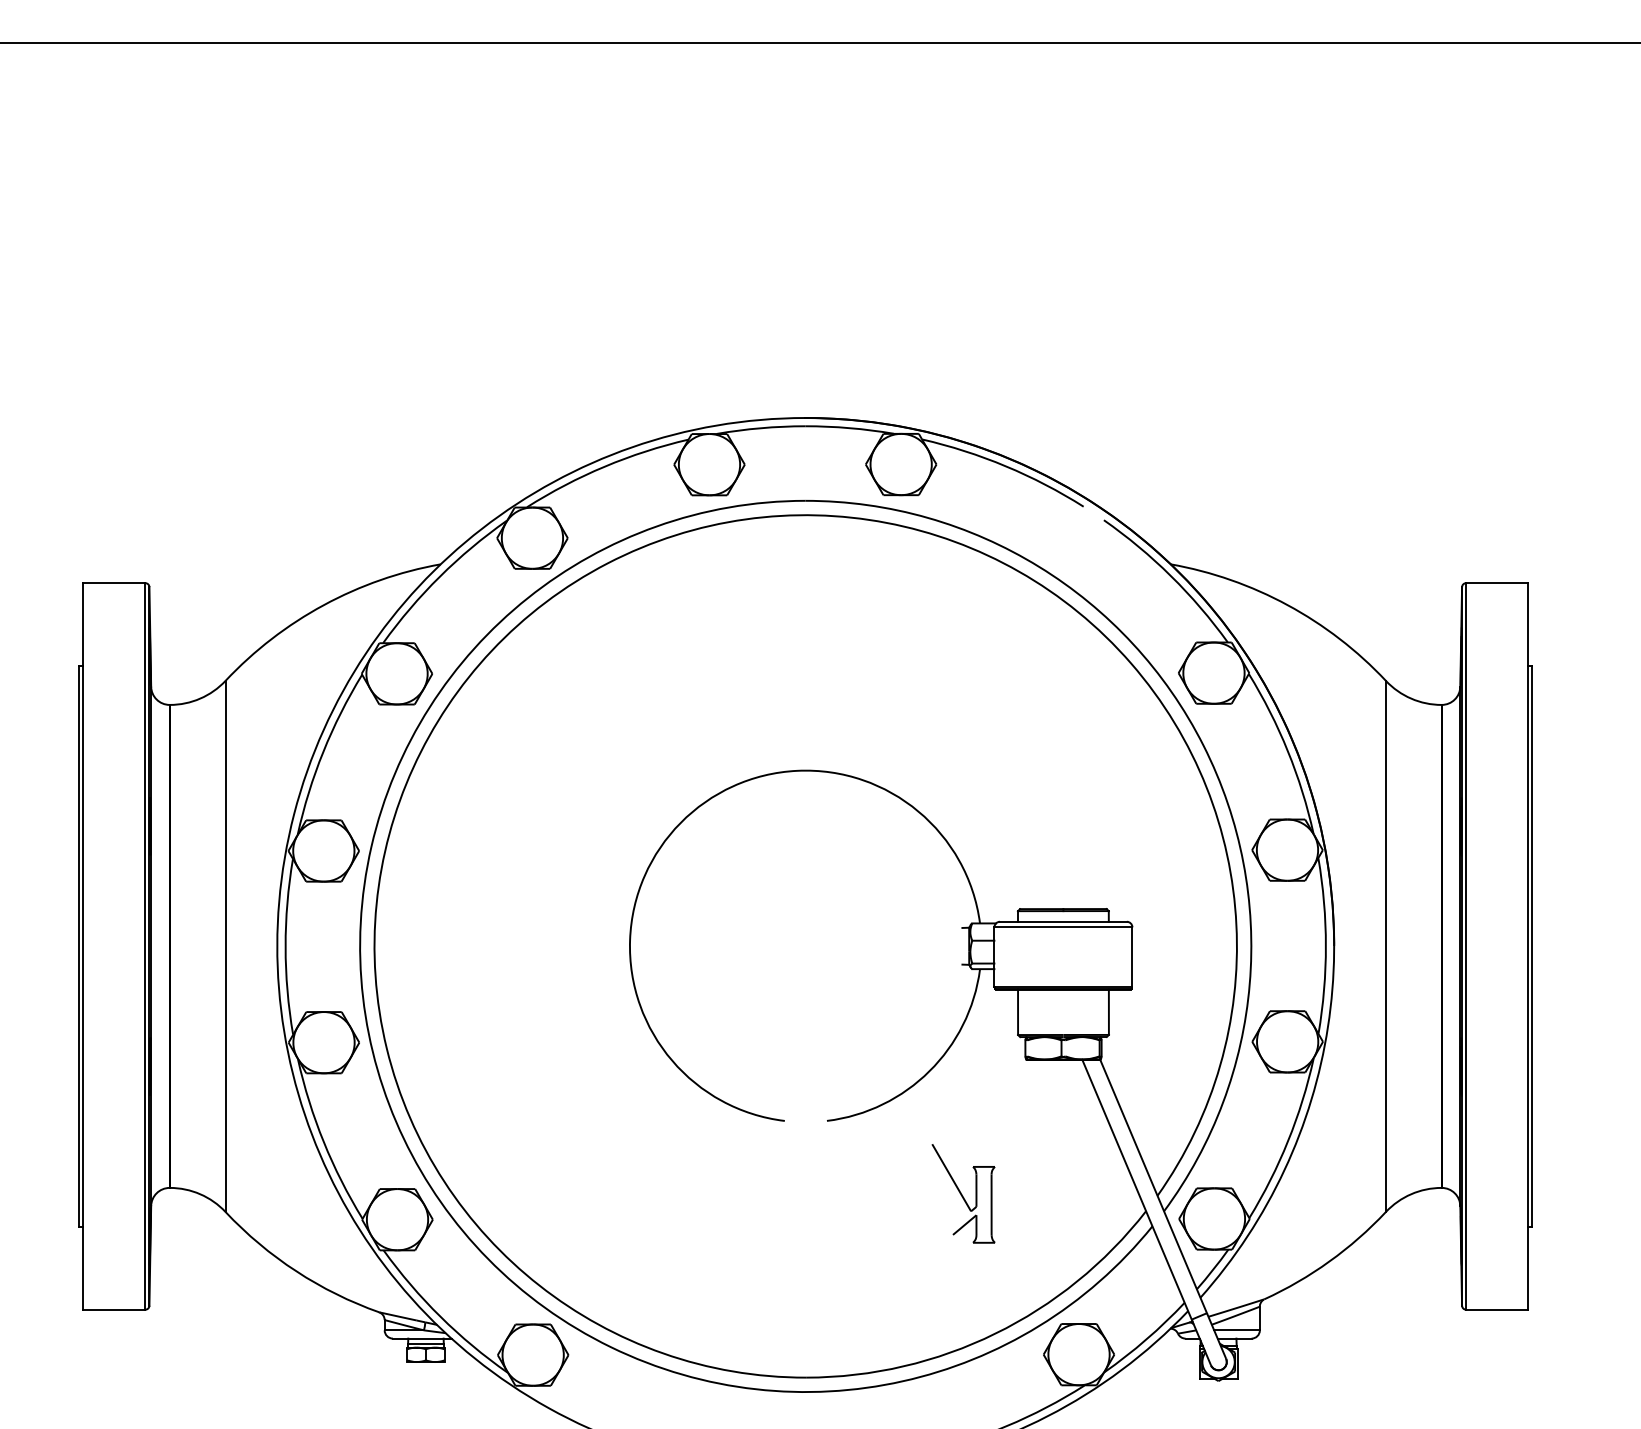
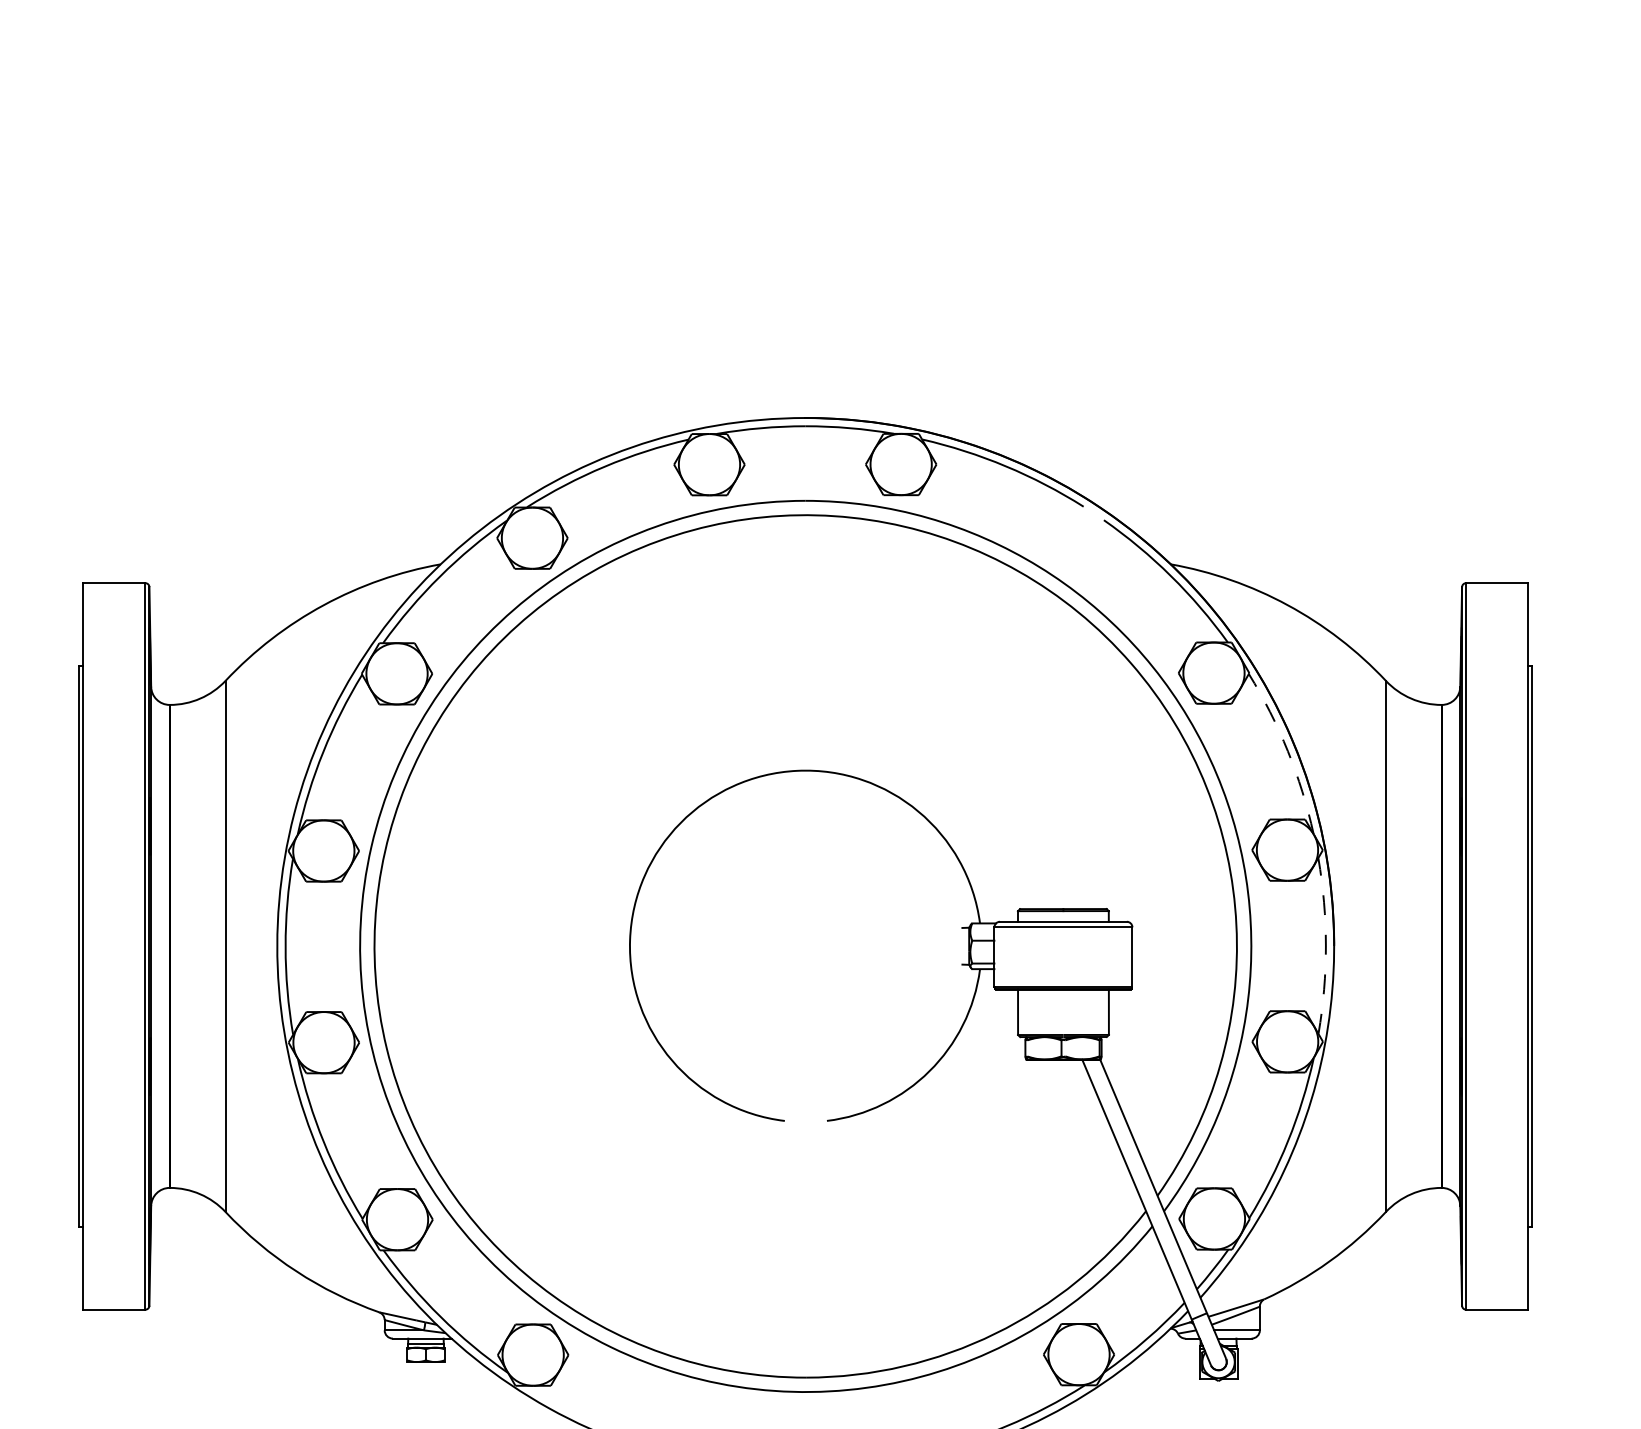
line: present -> none (819, 43)
arc: solid -> dashed (1287, 751)
arc: solid -> dashed (1325, 945)
part: present -> none (963, 1193)
